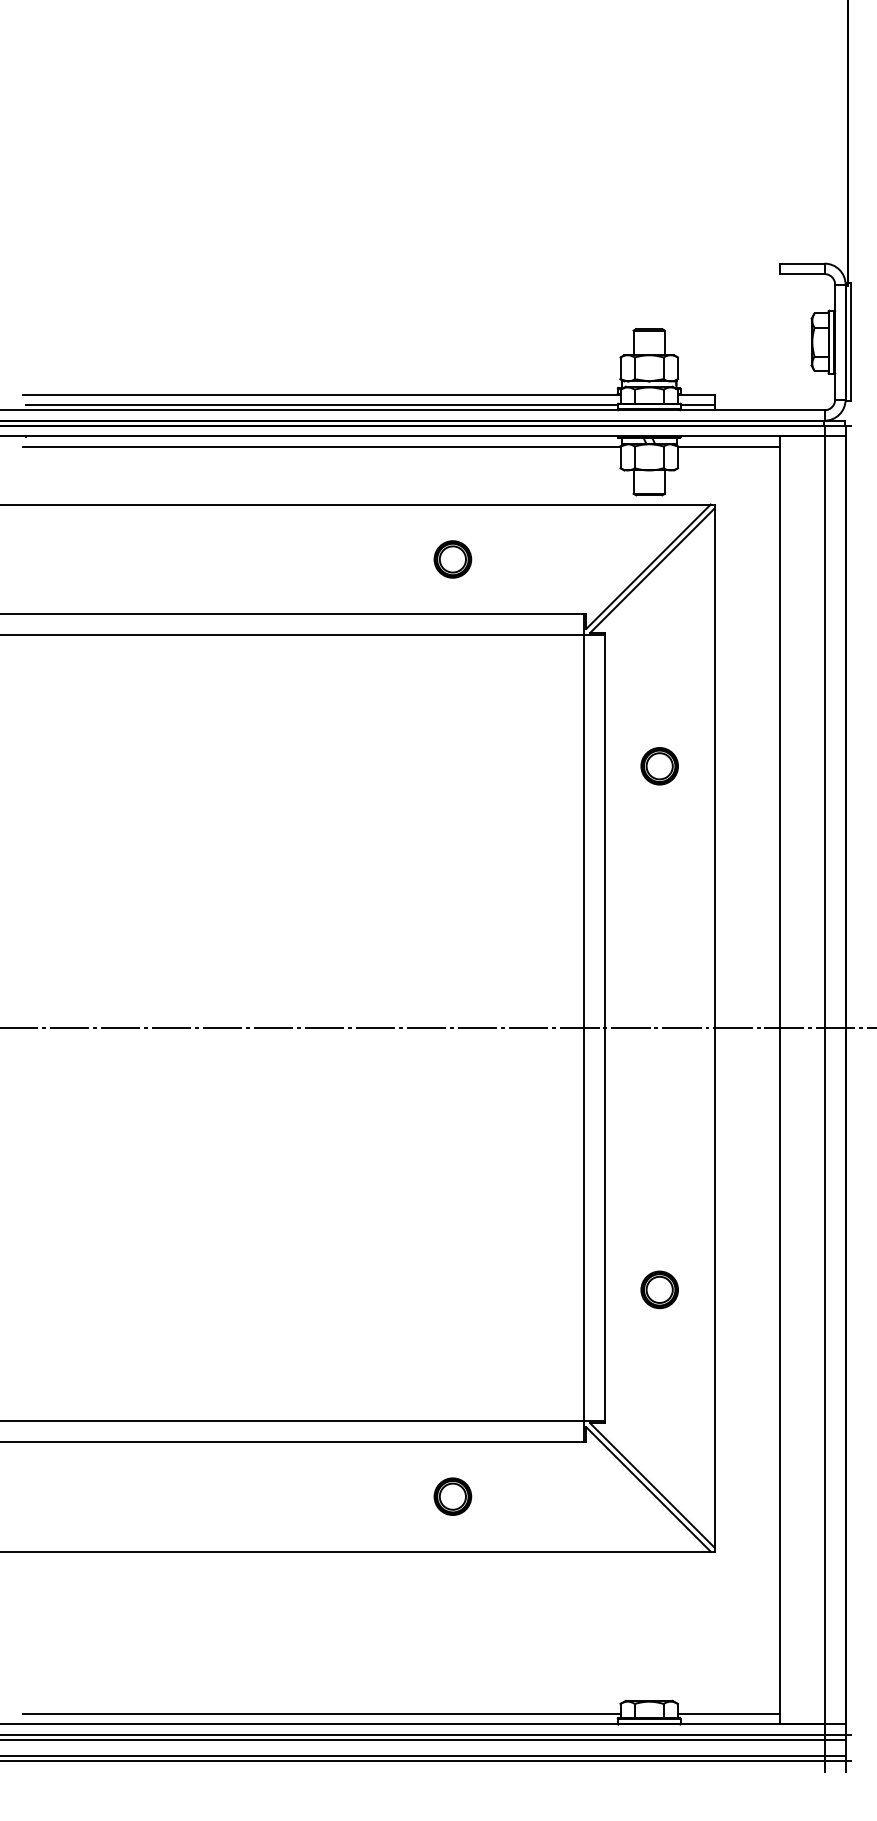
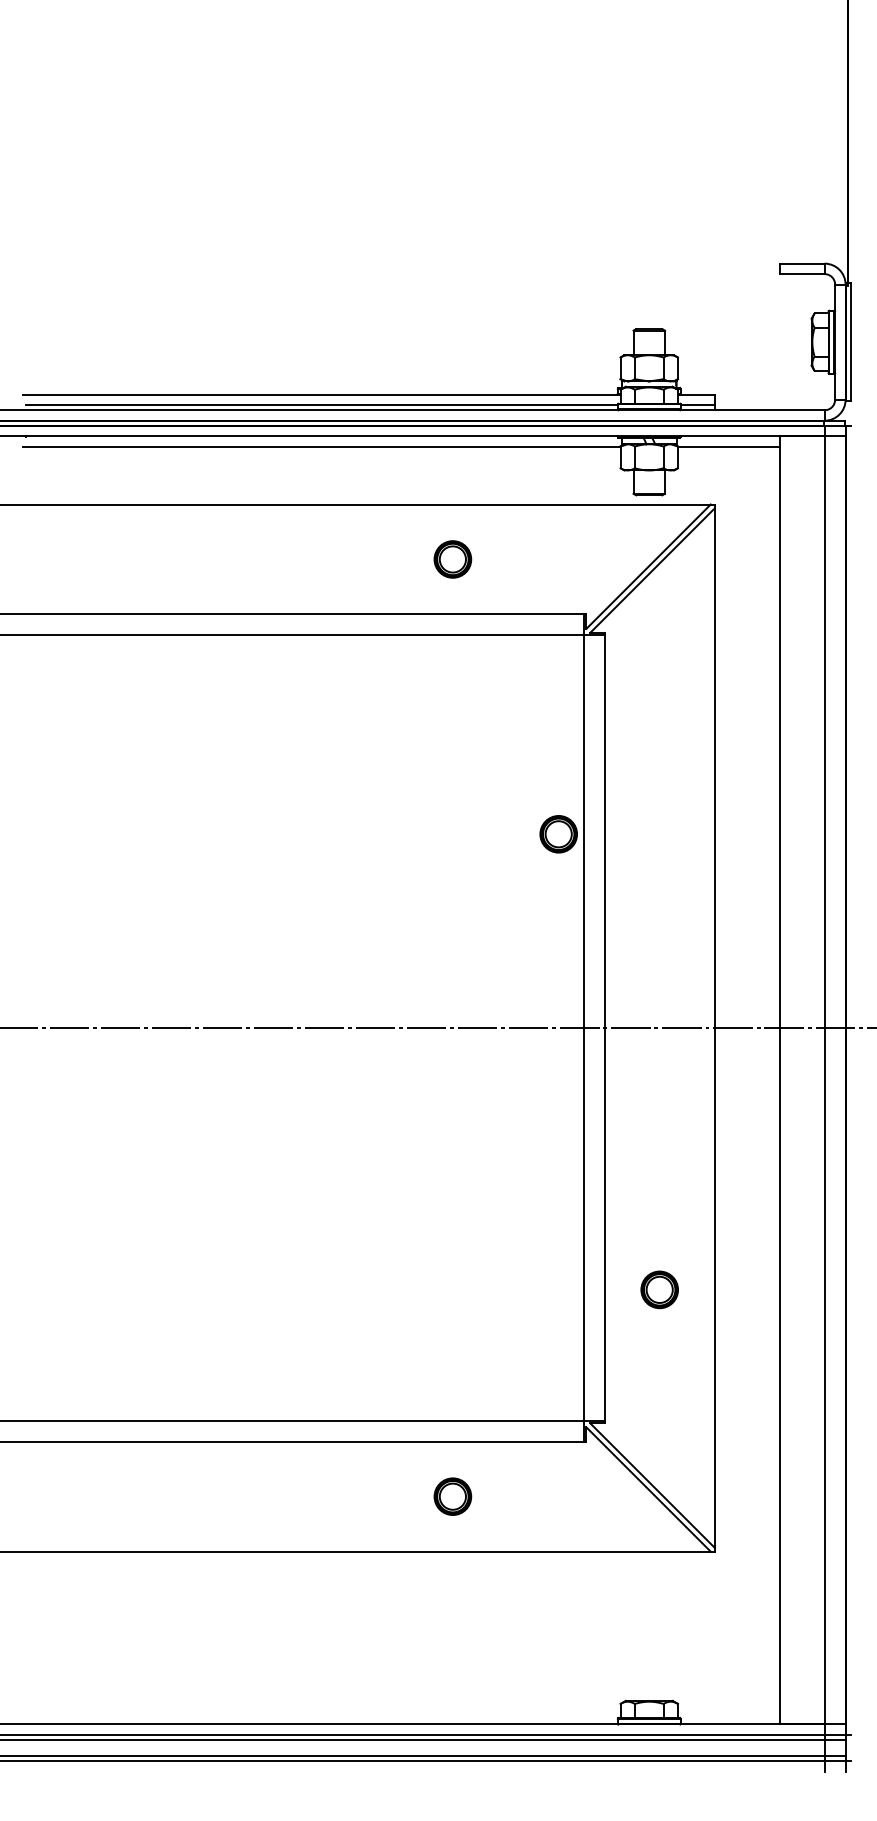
part position: (659, 766) -> (558, 834) (558, 834)
line: present -> none (321, 1714)
line: present -> none (728, 1714)
